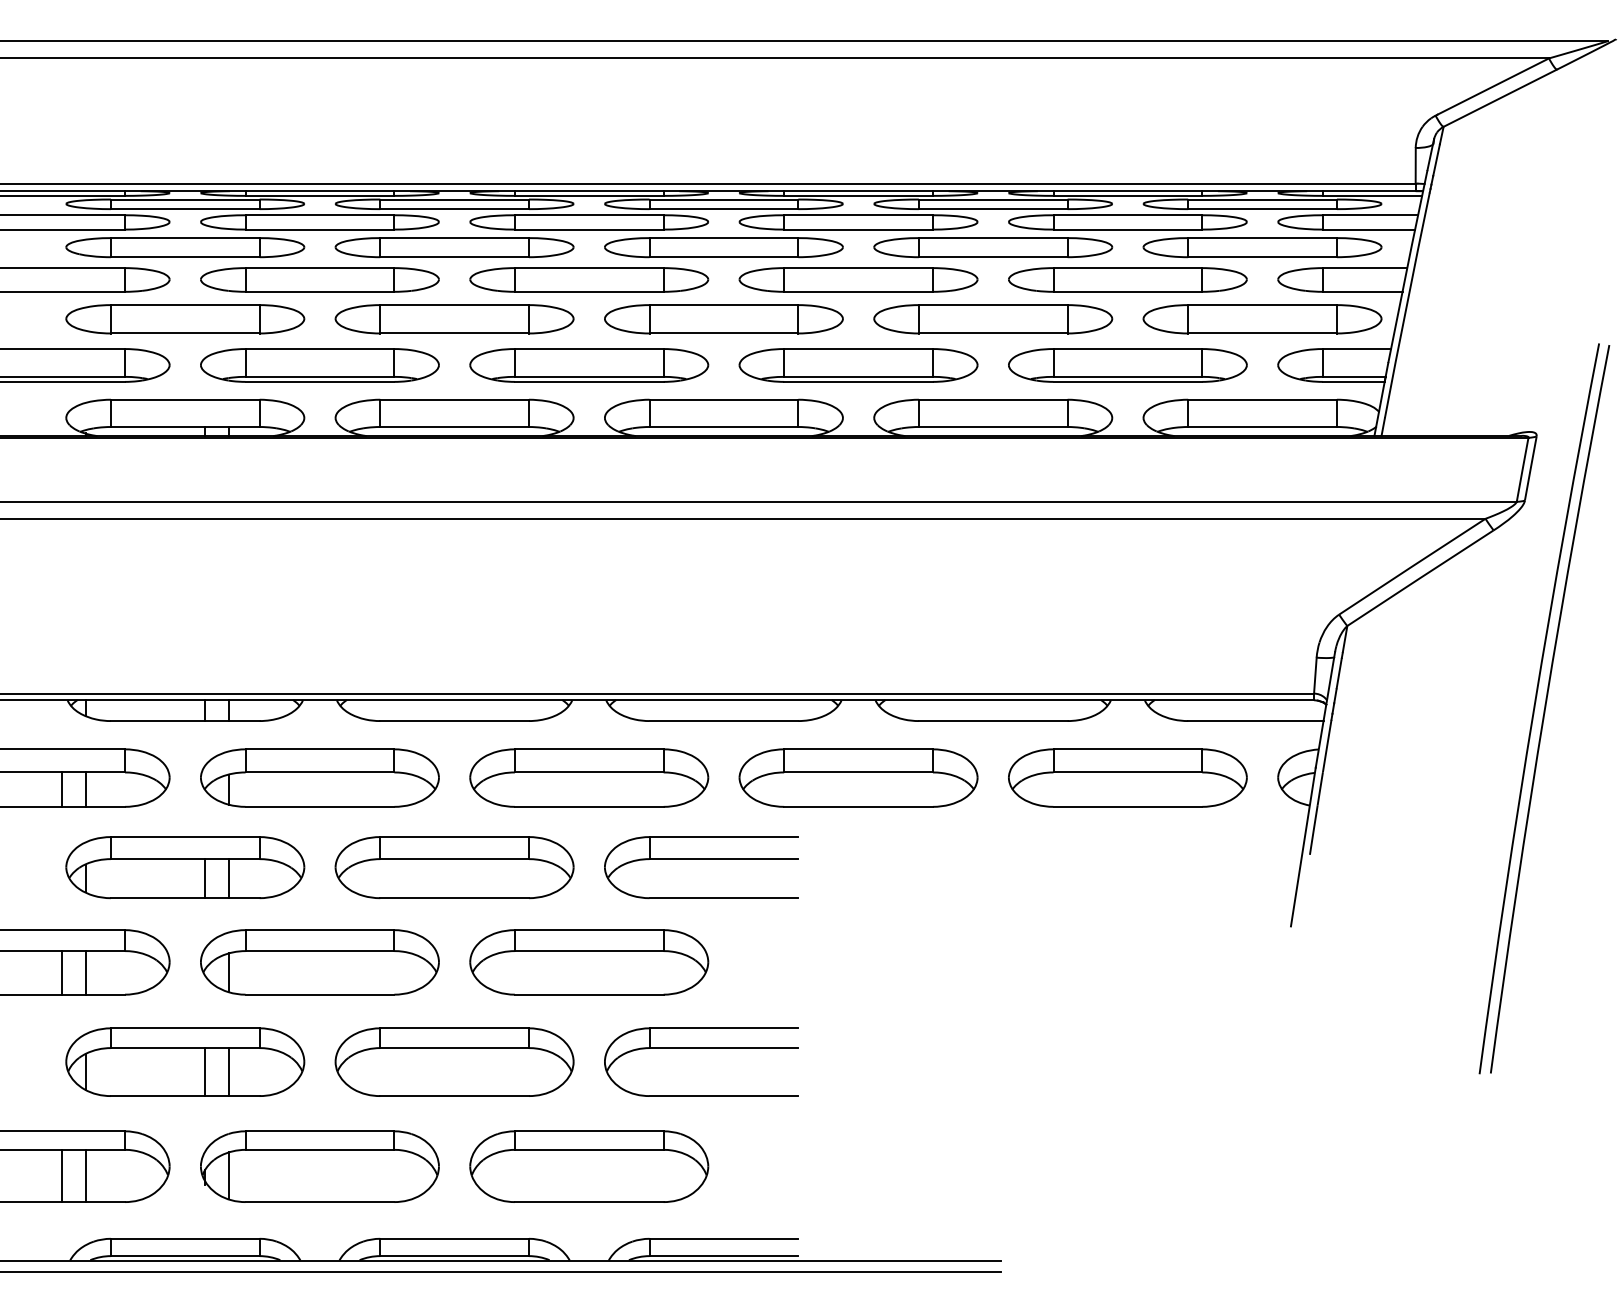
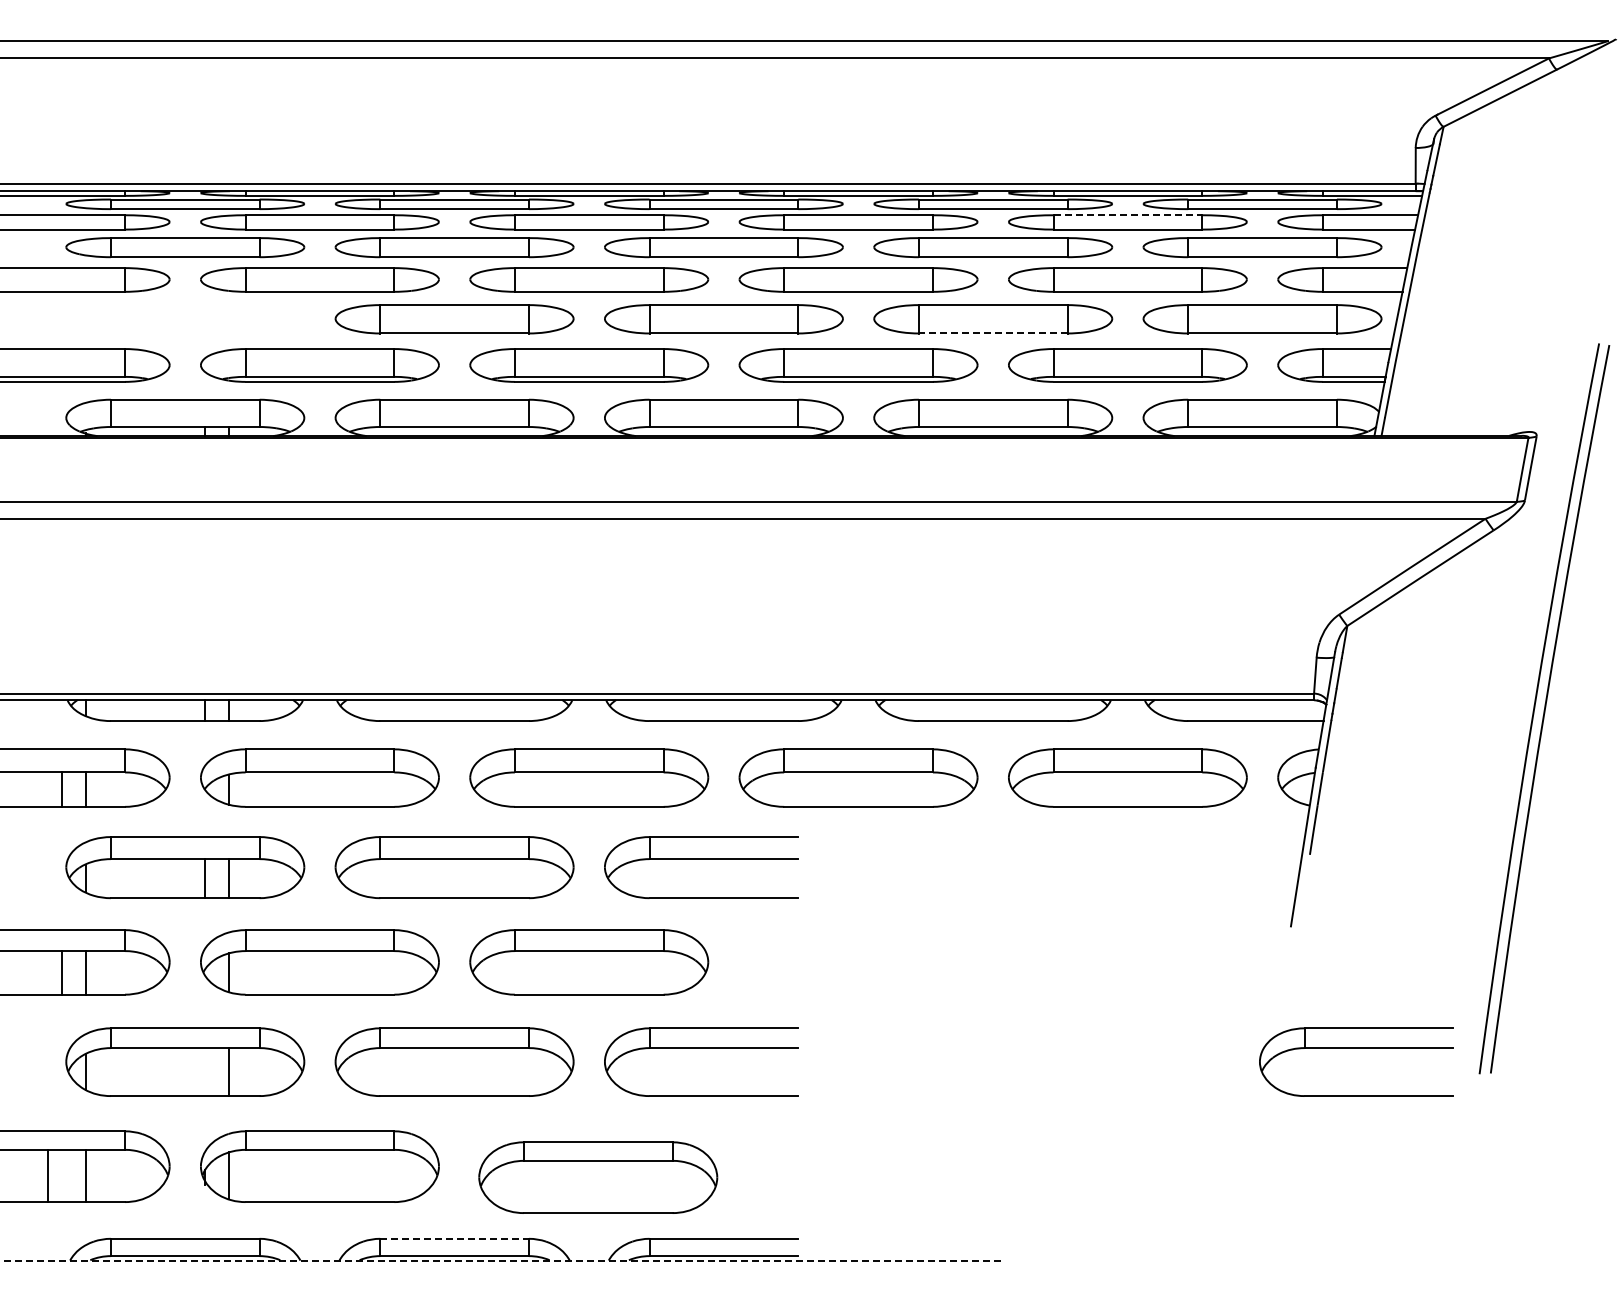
line: solid -> dashed (1128, 215)
part: present -> none (185, 319)
line: solid -> dashed (992, 333)
part: none -> present (1356, 1048)
line: present -> none (205, 1072)
part position: (589, 1166) -> (598, 1177) (598, 1177)
line position: (62, 1175) -> (48, 1175) (48, 1175)
line: solid -> dashed (455, 1238)
line: solid -> dashed (500, 1260)
line: present -> none (501, 1271)
